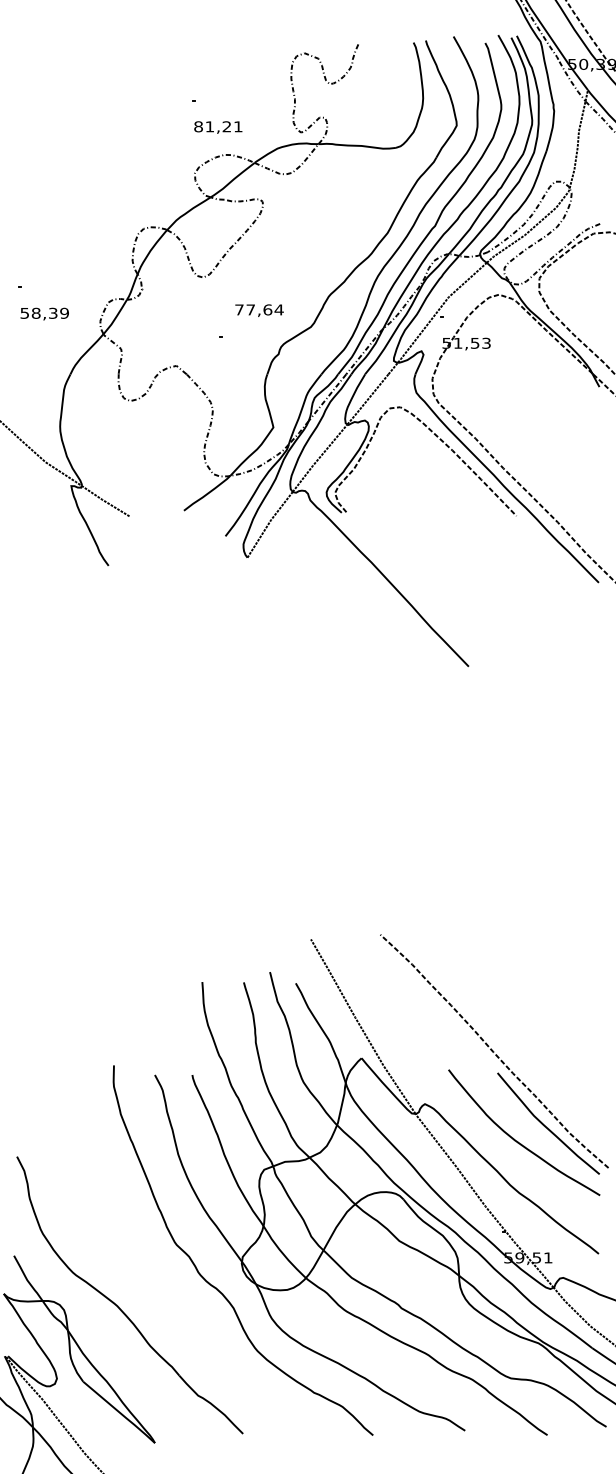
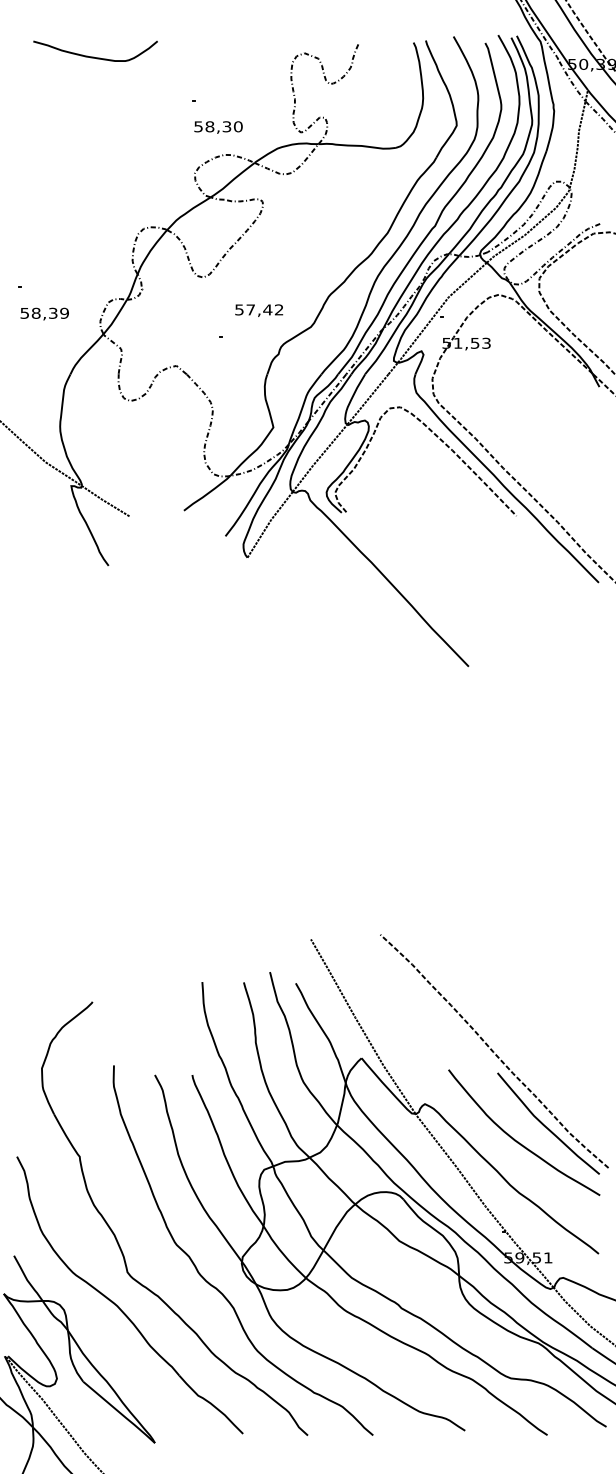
curve: none -> present (94, 56)
text: 81,21 -> 58,30 (218, 126)
text: 77,64 -> 57,42 (259, 309)
part: none -> present (119, 1243)
